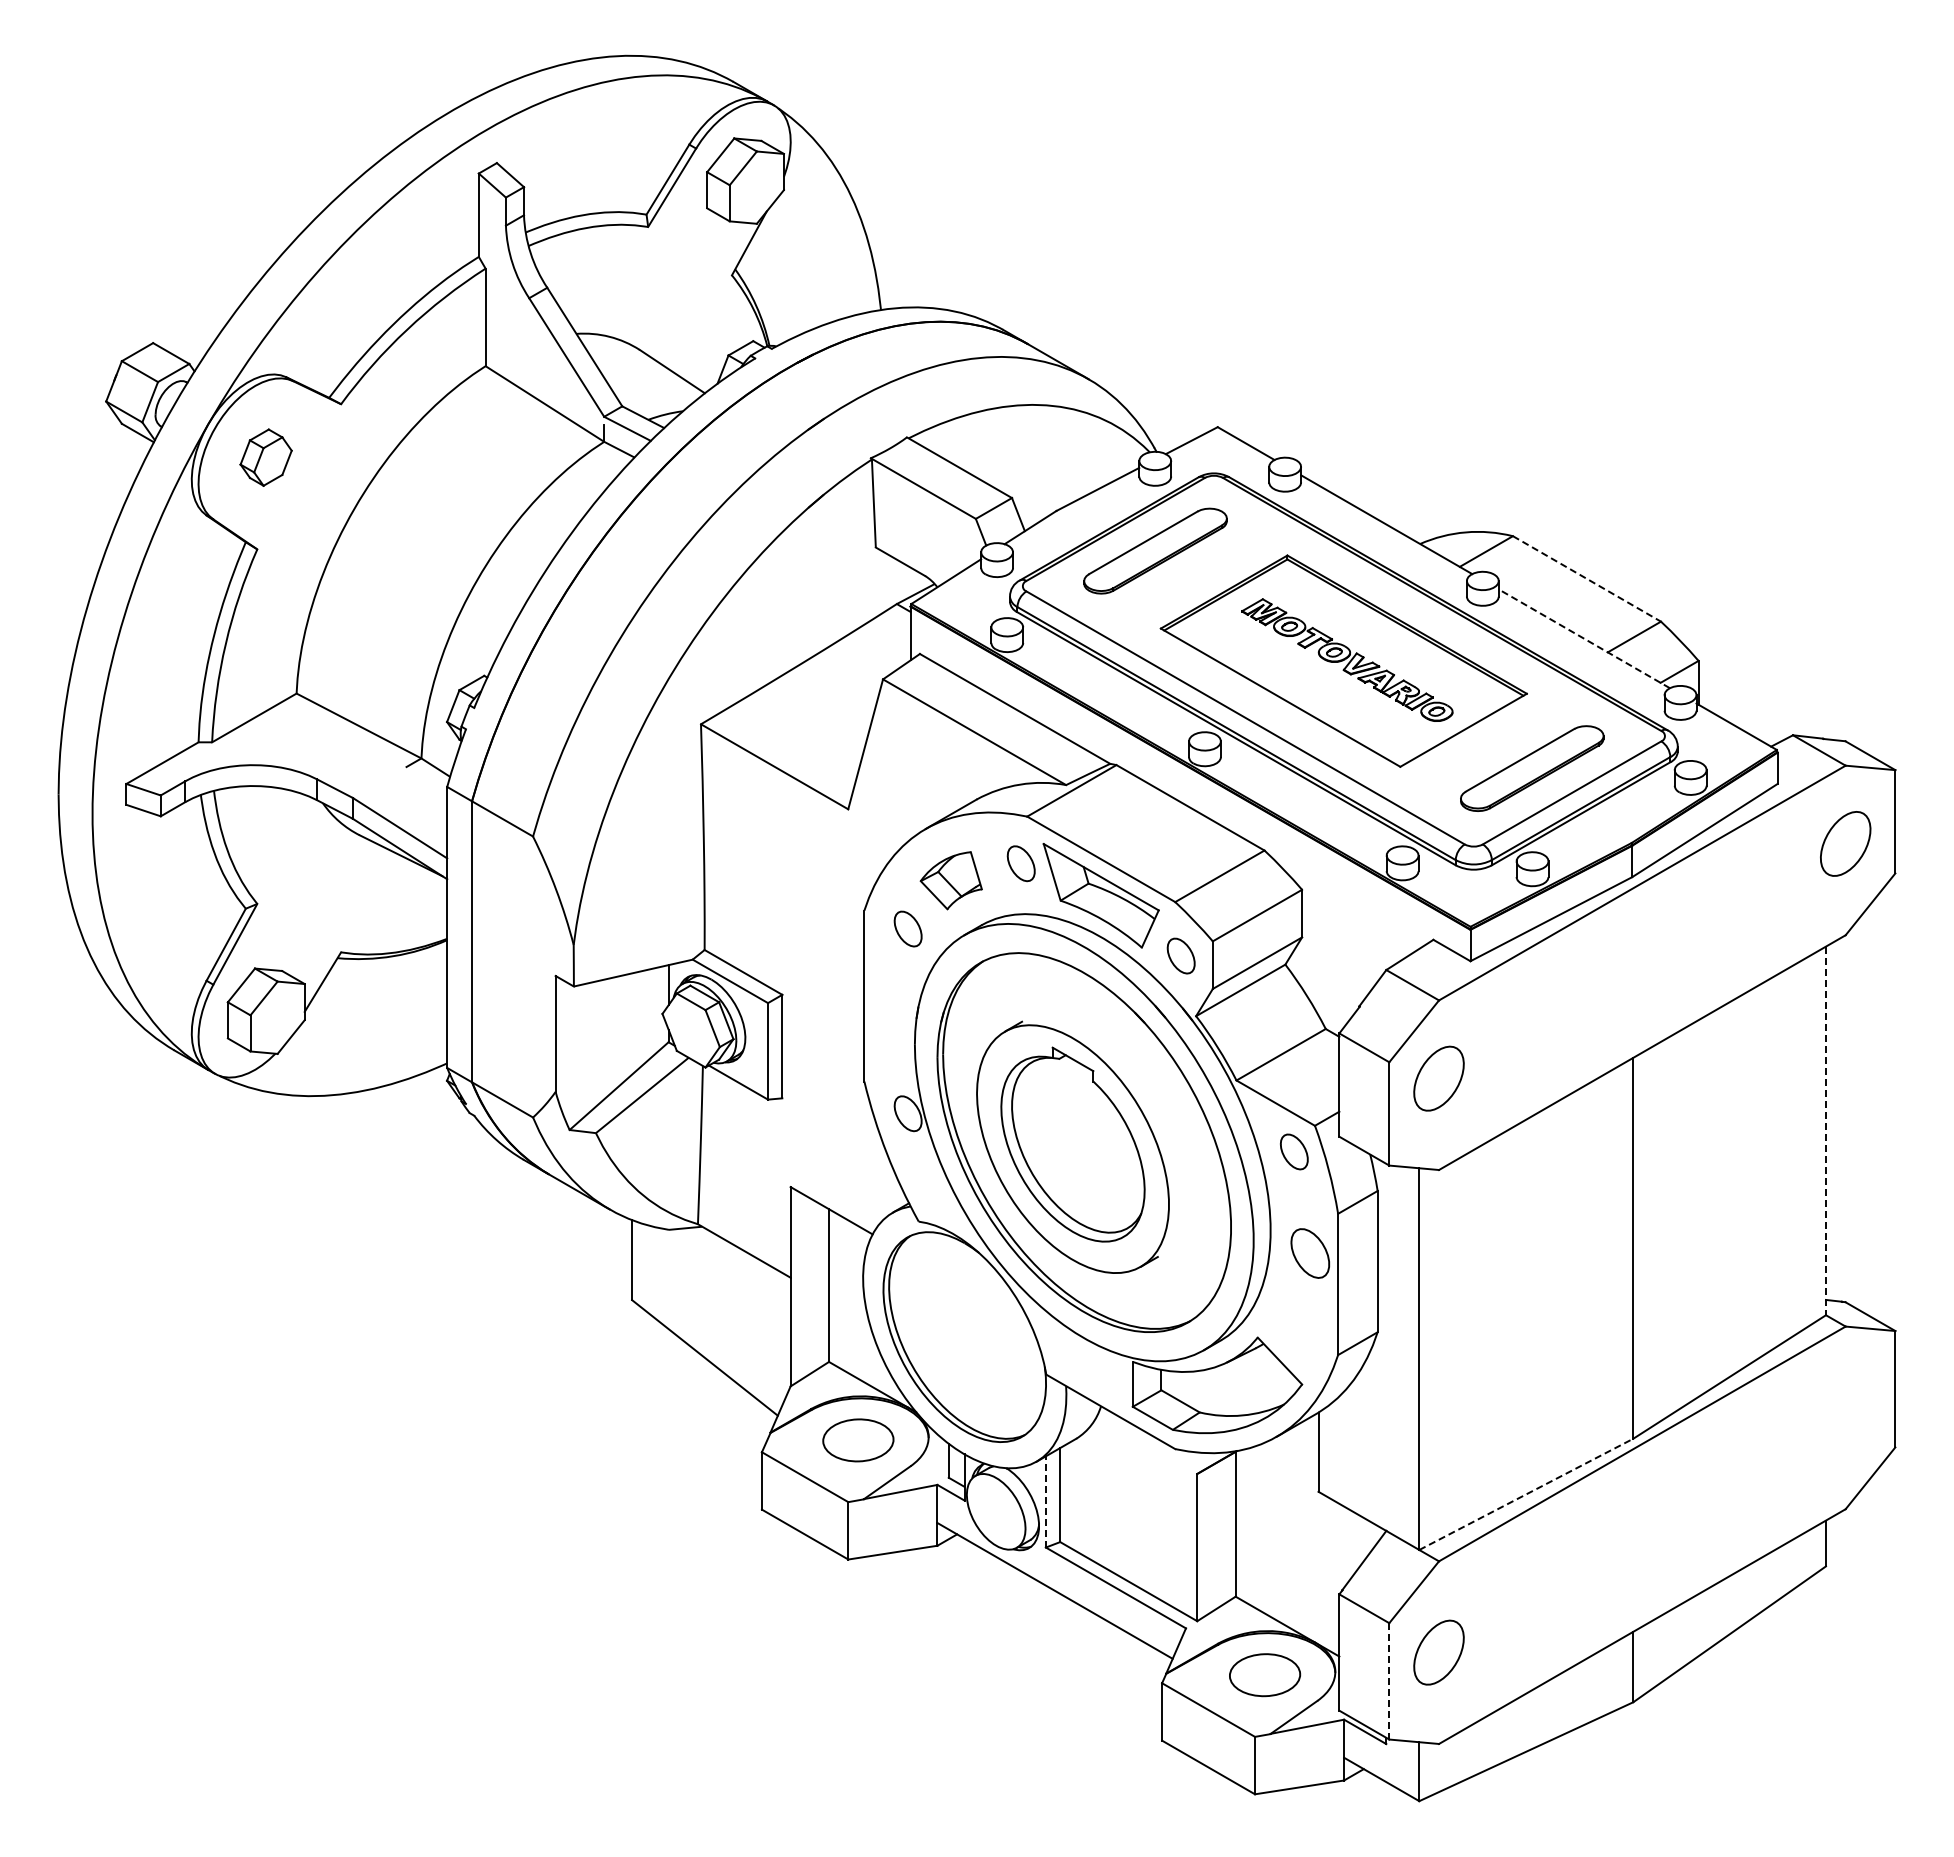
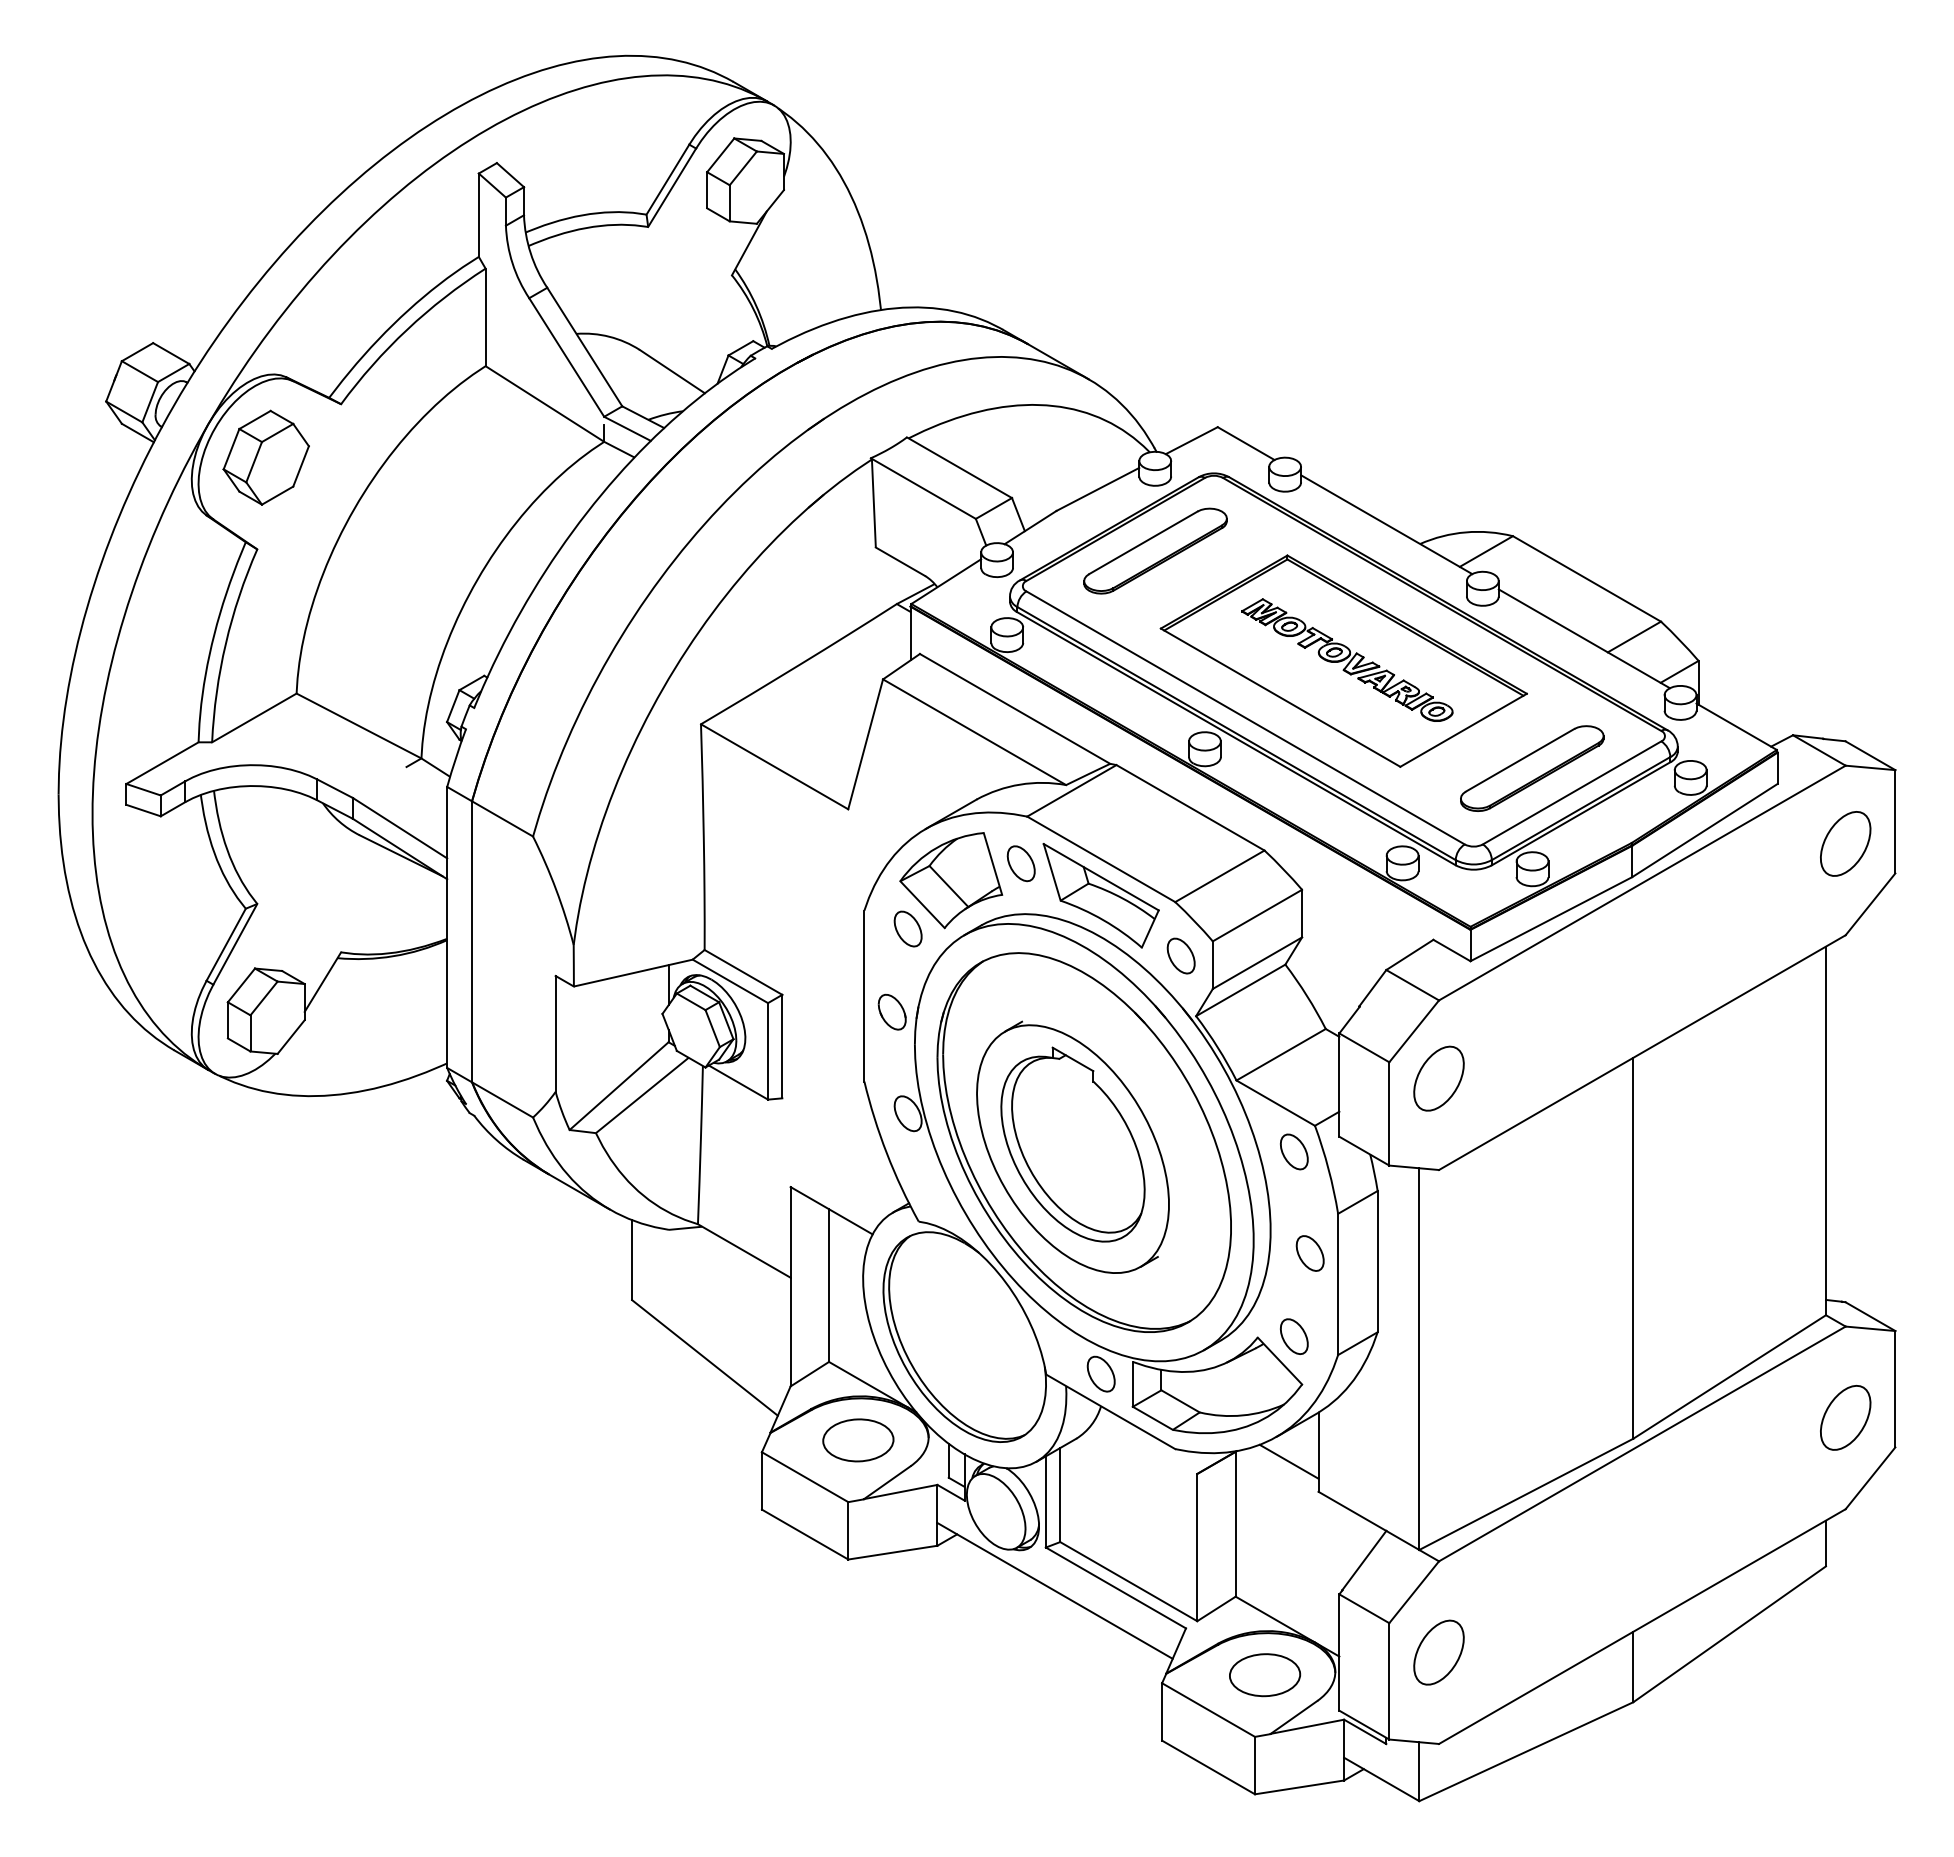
part size: 54x59 px -> 88x97 px (265, 457)
line: dashed -> solid (1587, 579)
line: dashed -> solid (1584, 638)
part size: 64x60 px -> 105x98 px (951, 880)
part: none -> present (891, 1011)
line: dashed -> solid (1825, 1131)
part size: 41x51 px -> 30x37 px (1309, 1253)
part: none -> present (1294, 1336)
part: none -> present (1100, 1373)
part: none -> present (1845, 1417)
line: none -> present (1288, 1461)
line: dashed -> solid (1526, 1494)
line: dashed -> solid (1045, 1501)
line: dashed -> solid (1389, 1680)
